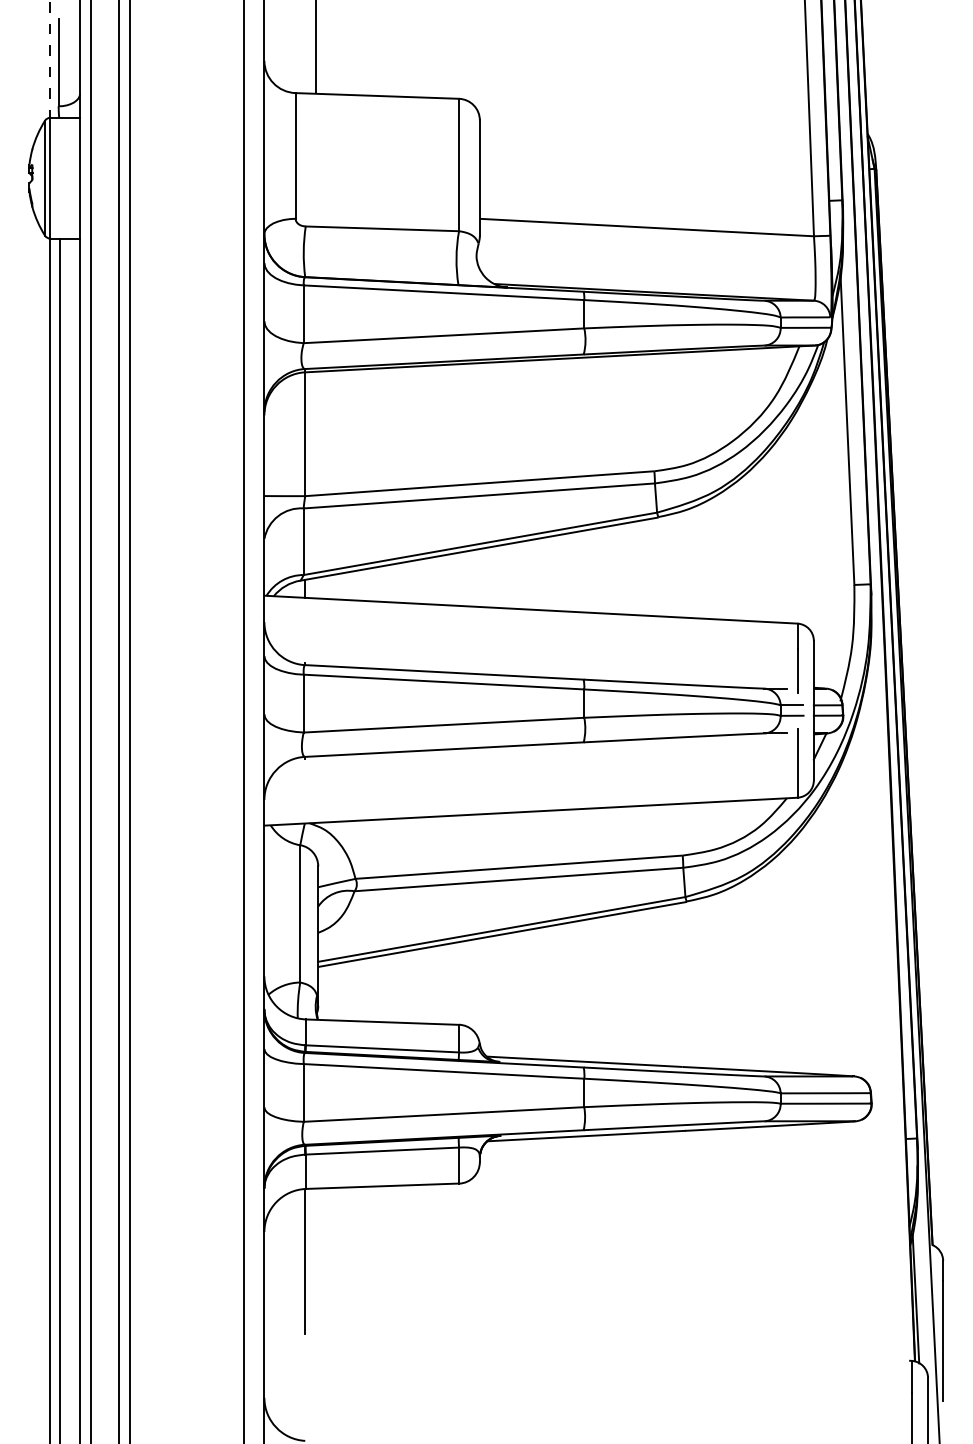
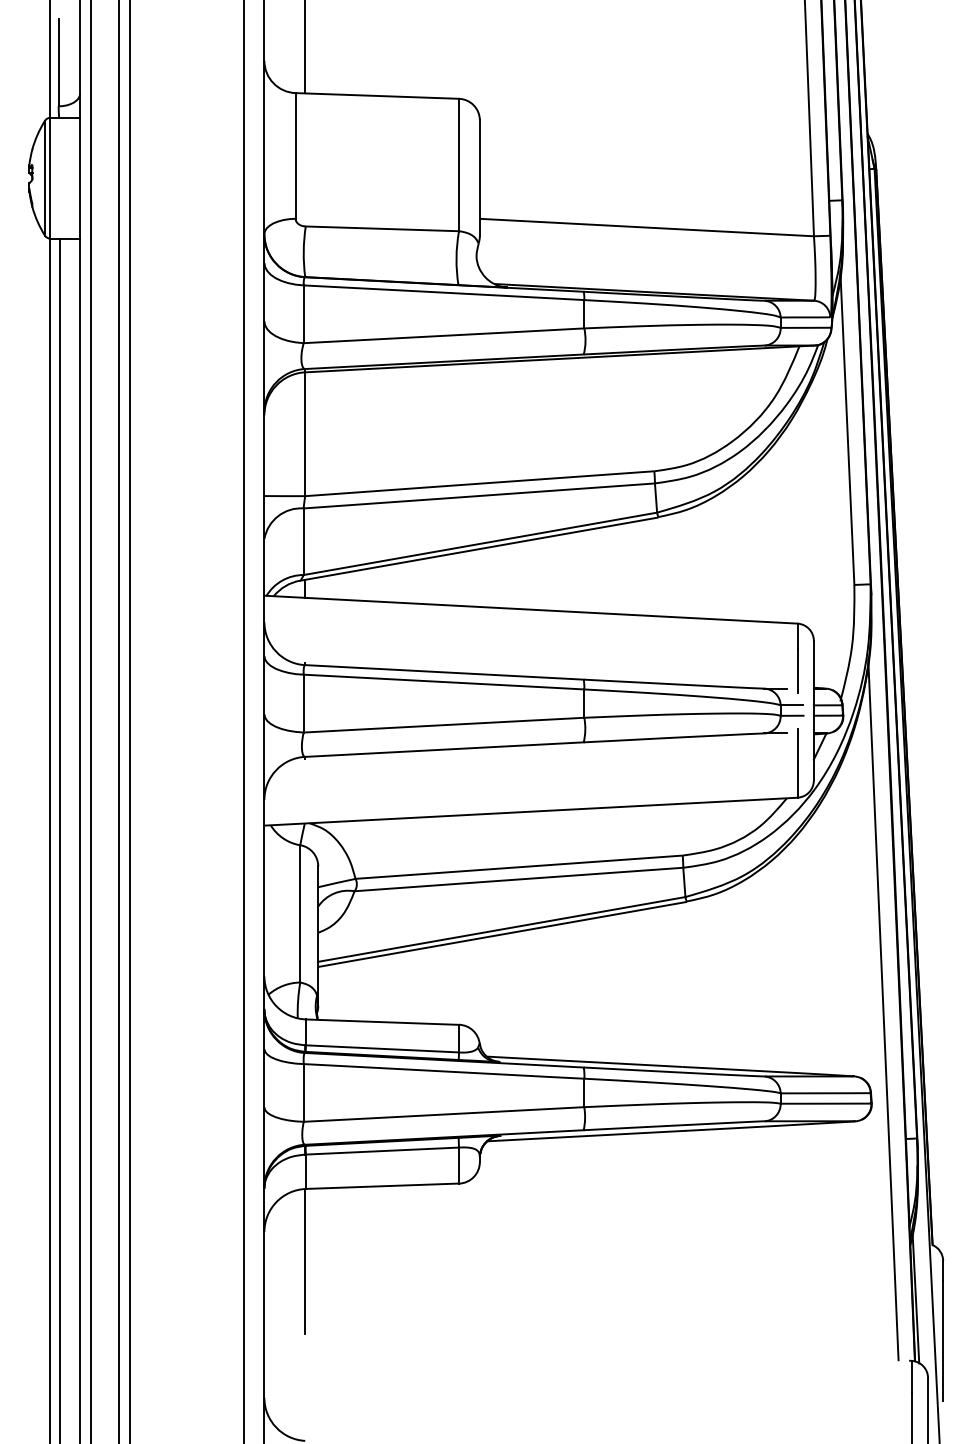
line position: (316, 47) -> (305, 47) (305, 47)
line: dashed -> solid (49, 59)
line: none -> present (883, 1009)
